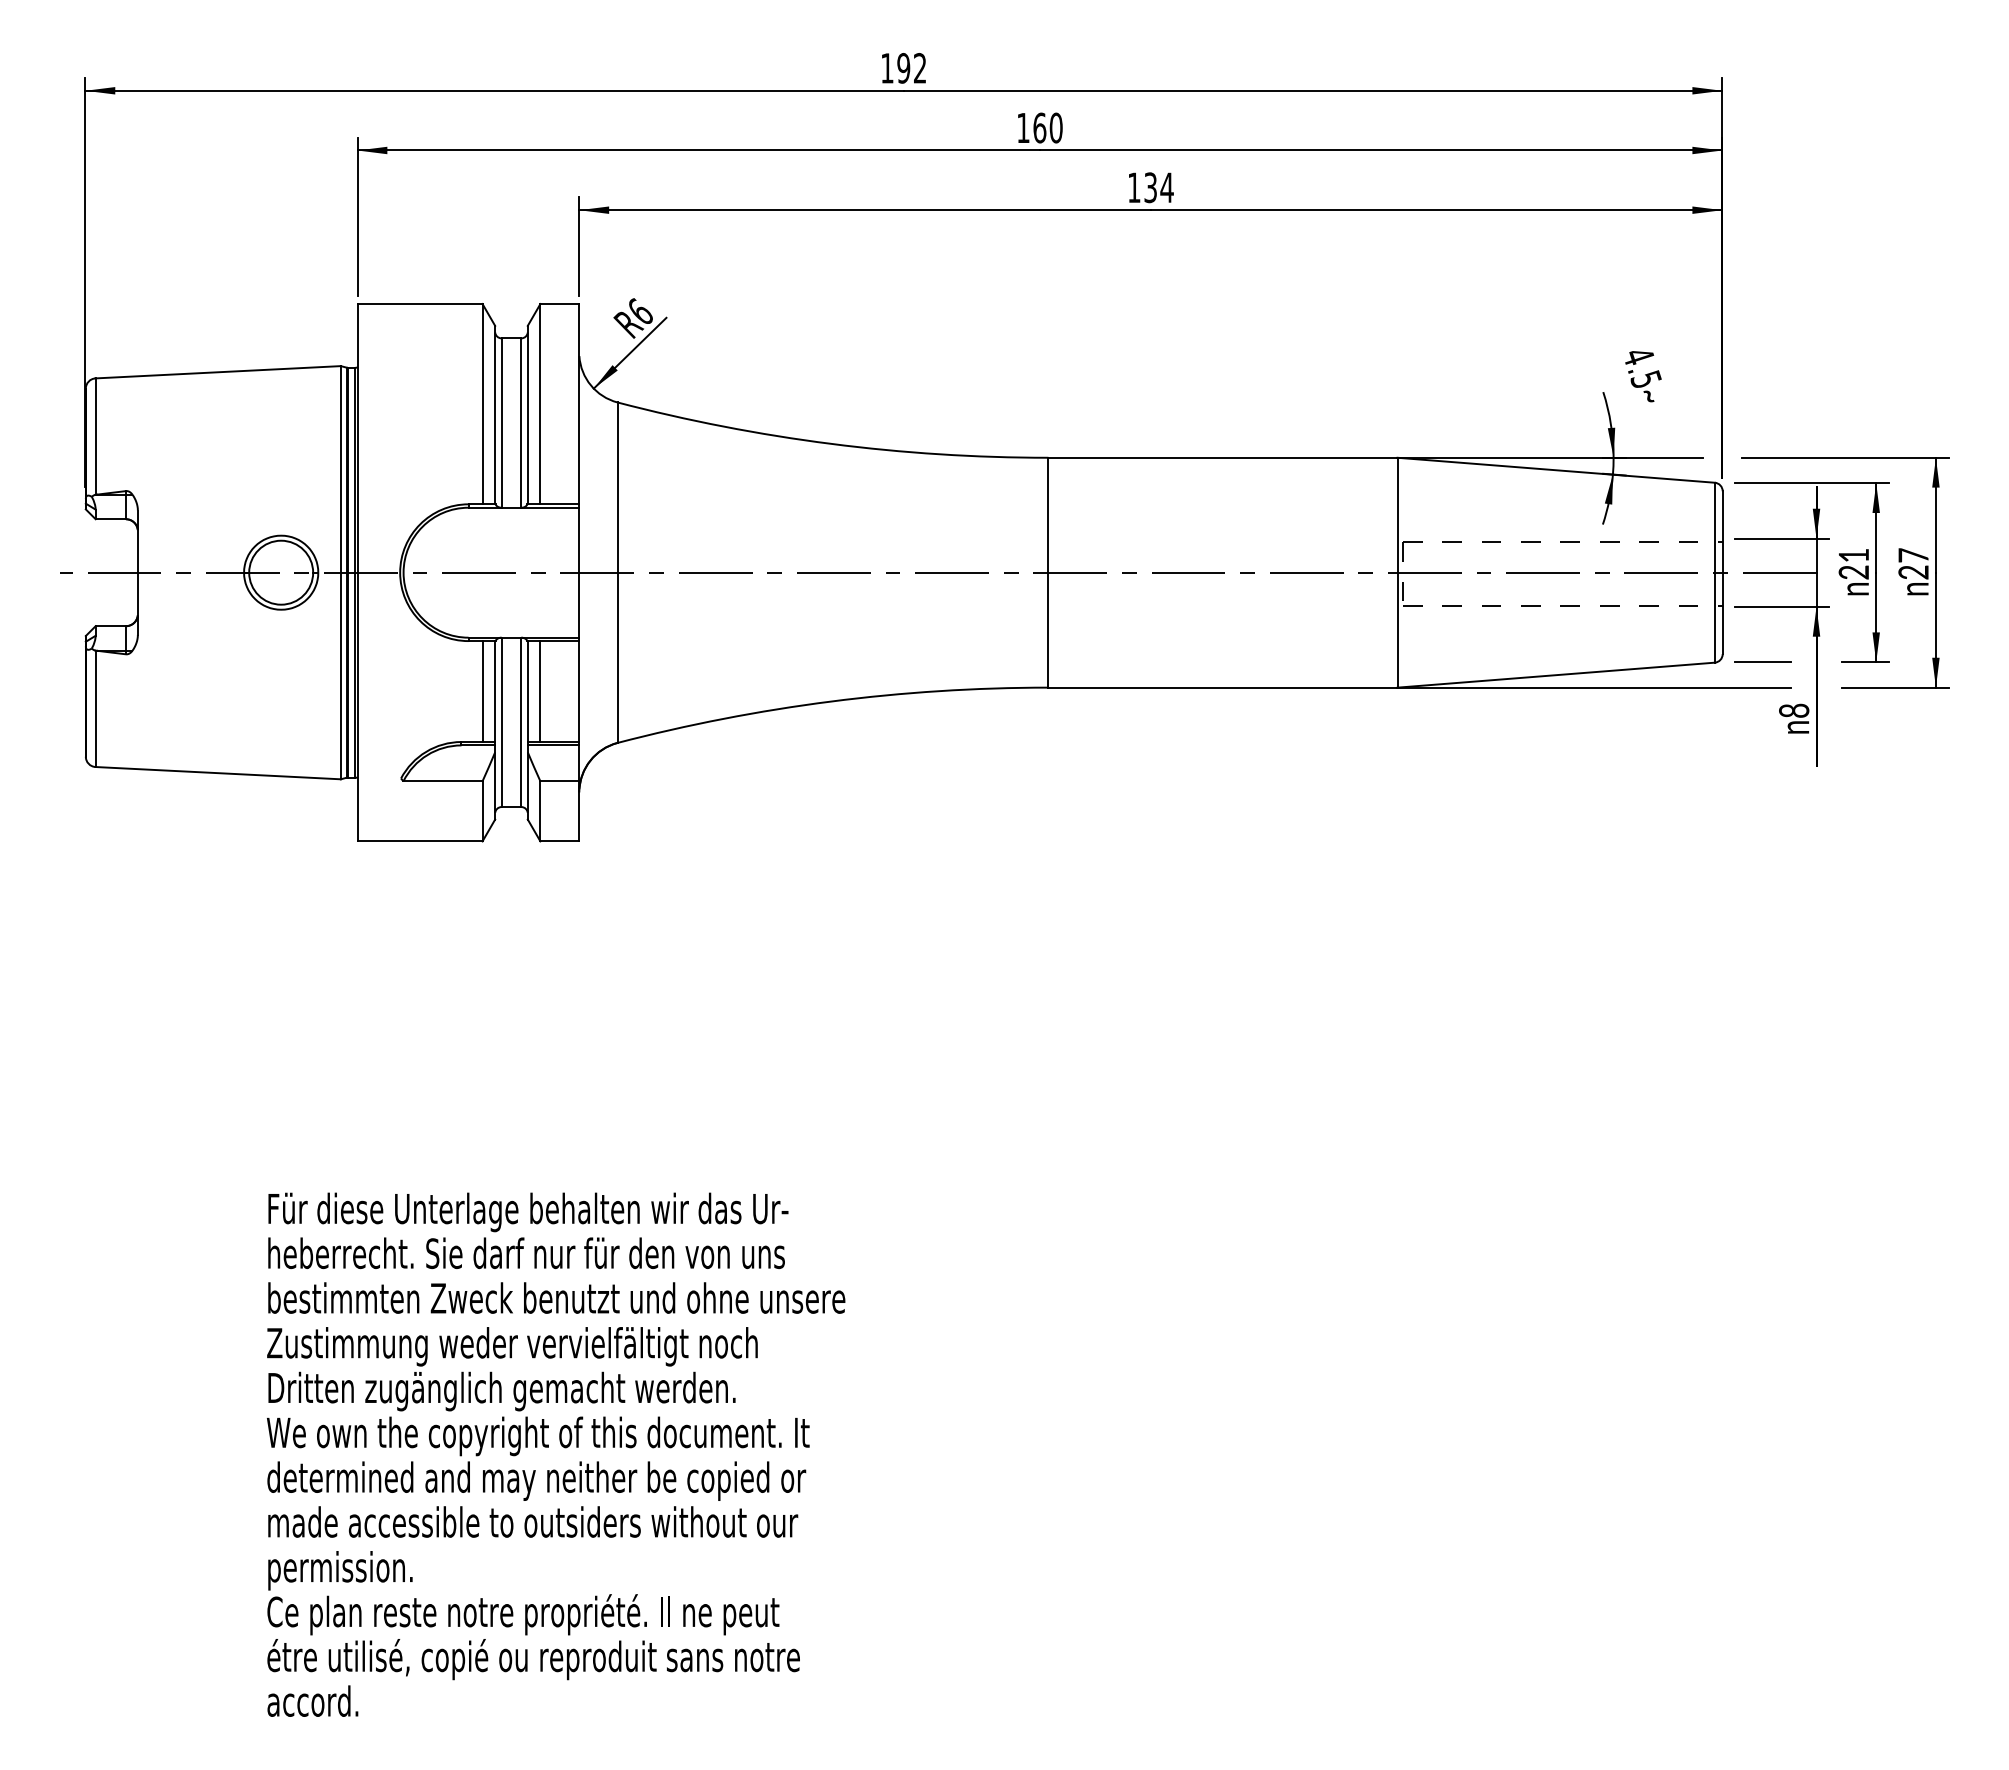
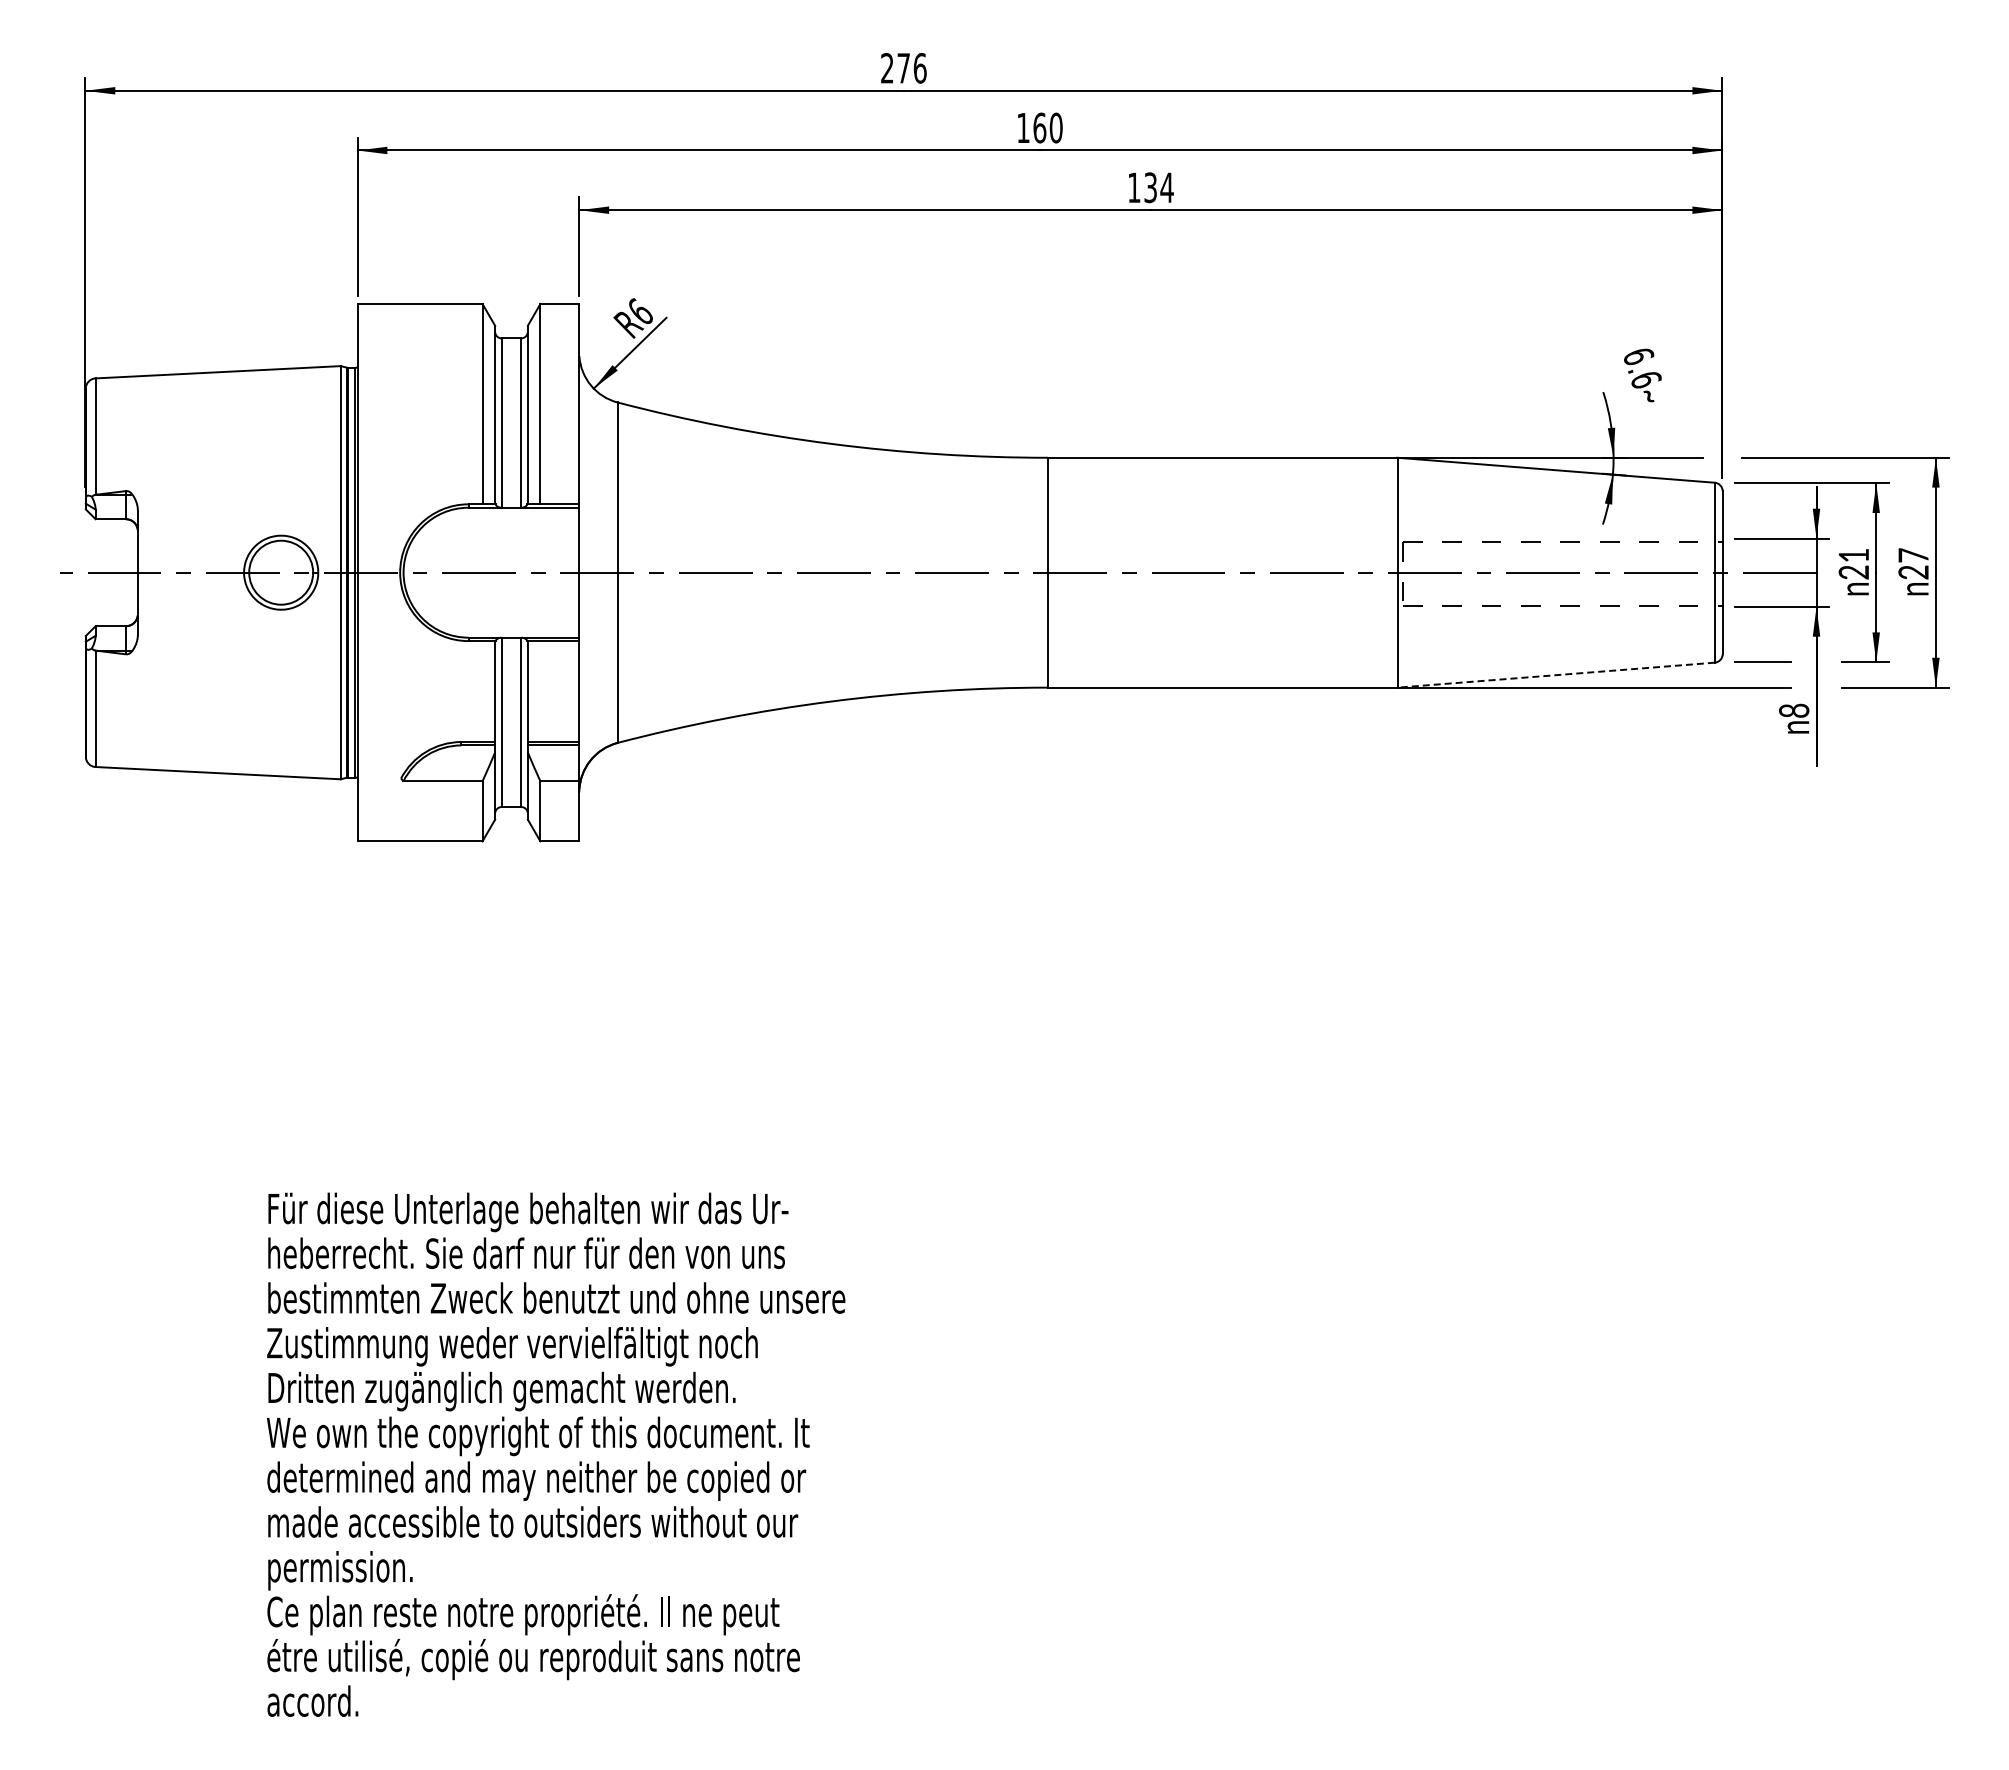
text: 192 -> 276 (903, 68)
text: 4.5 -> 6.6 (1642, 368)
line: solid -> dashed (1555, 675)
line: present -> none (482, 691)
line: present -> none (540, 691)
